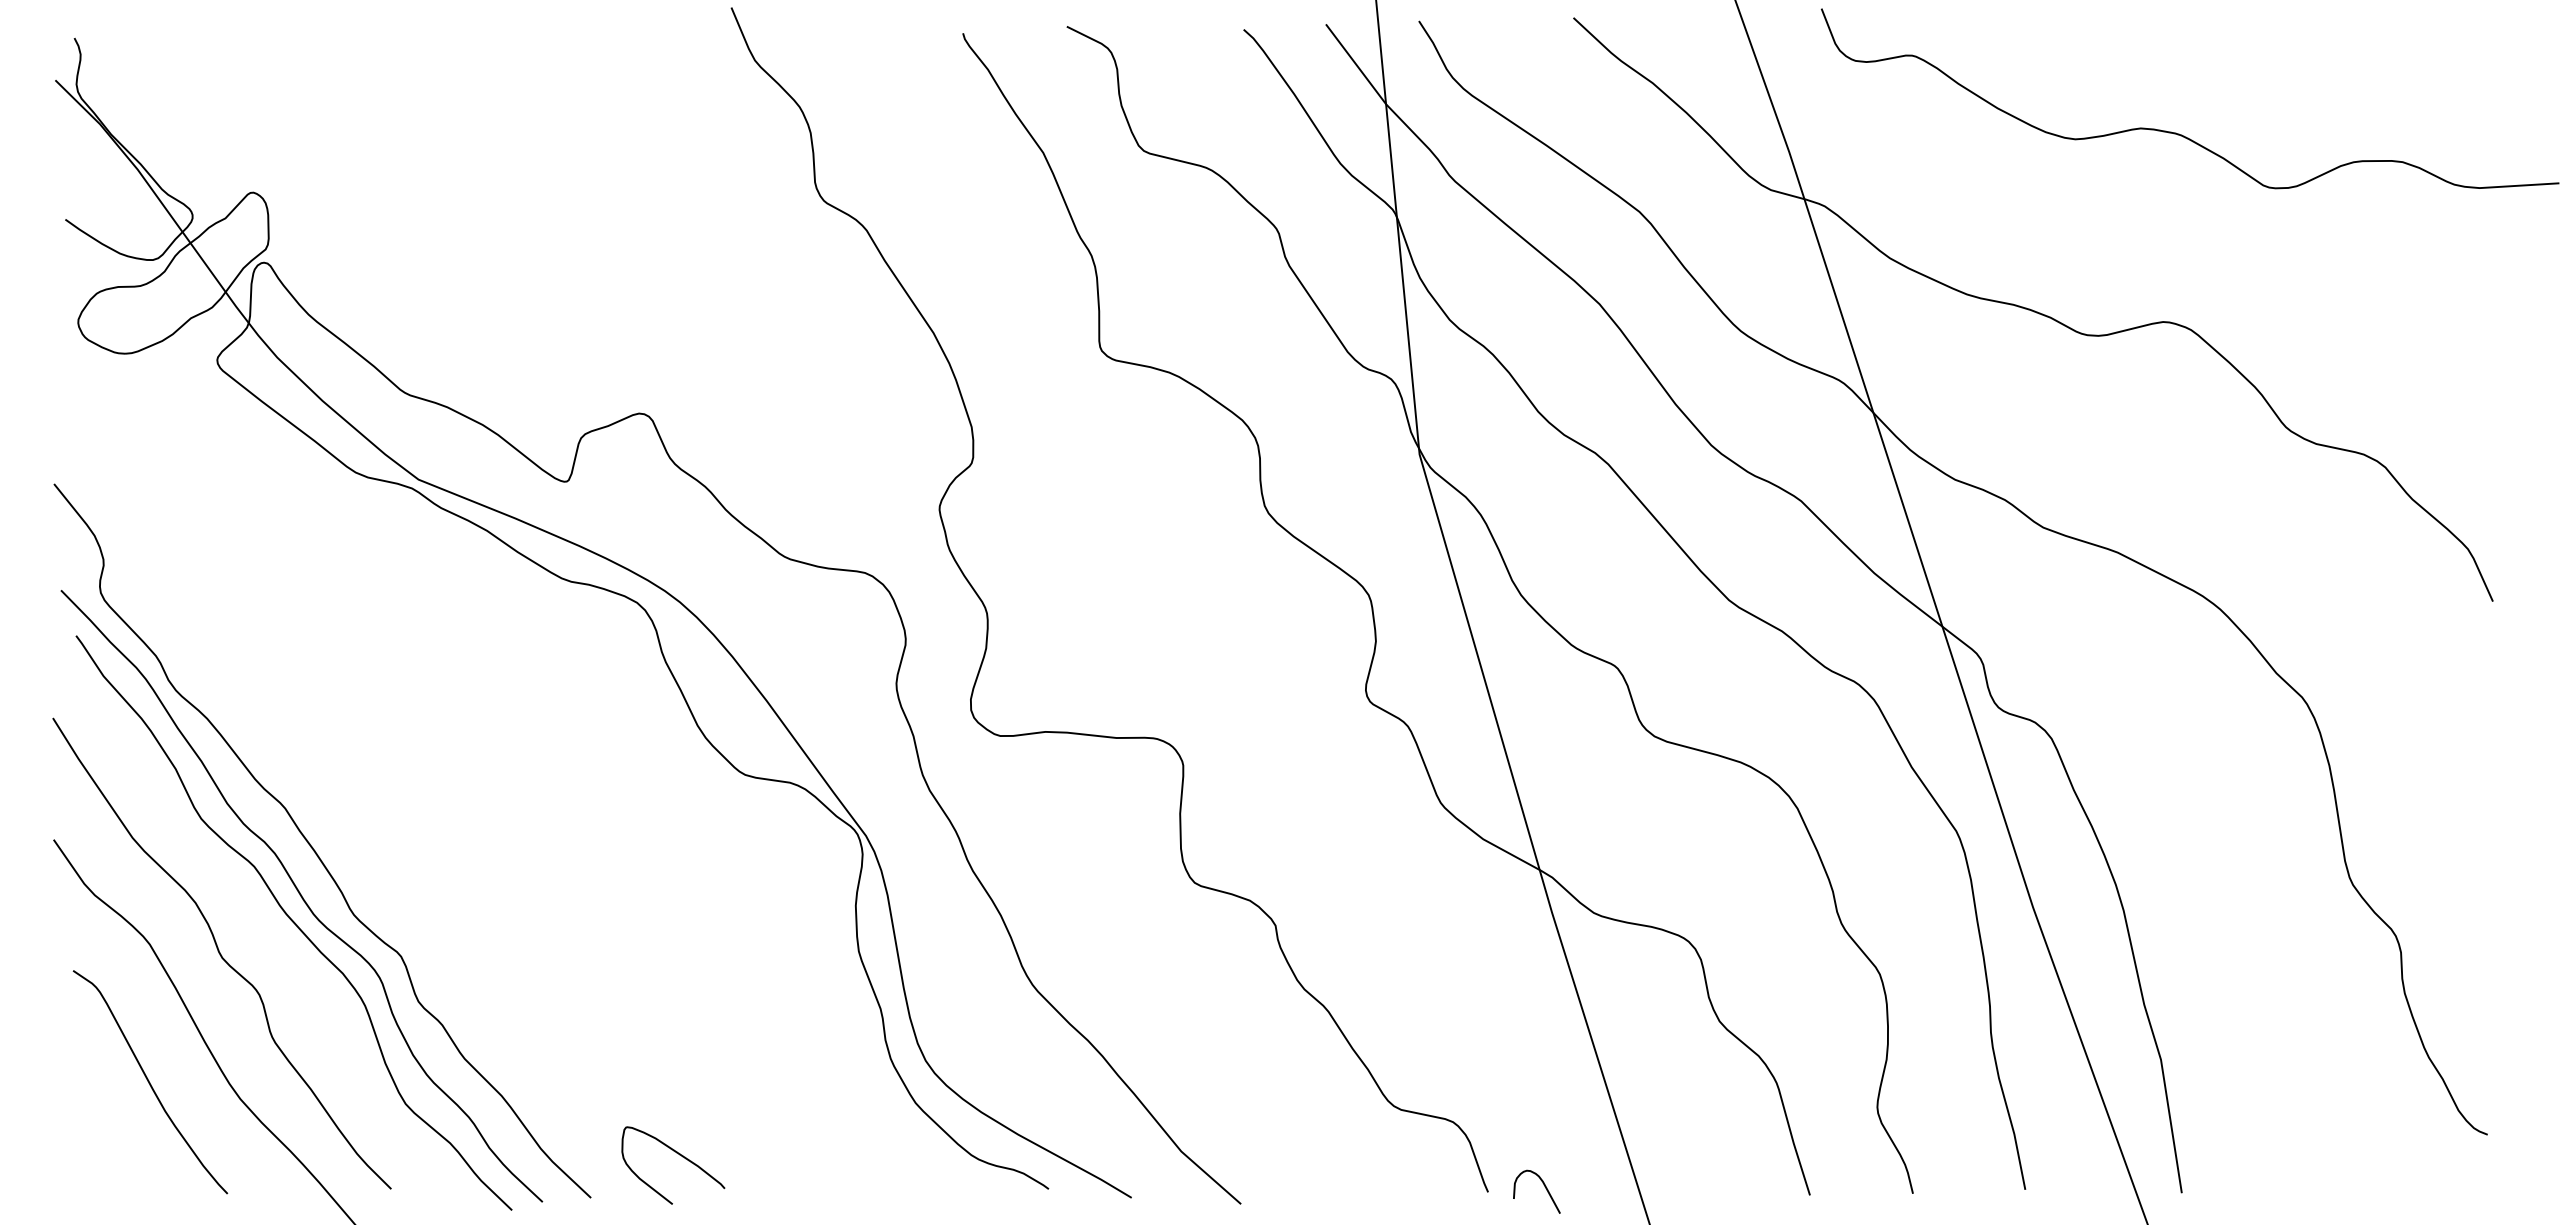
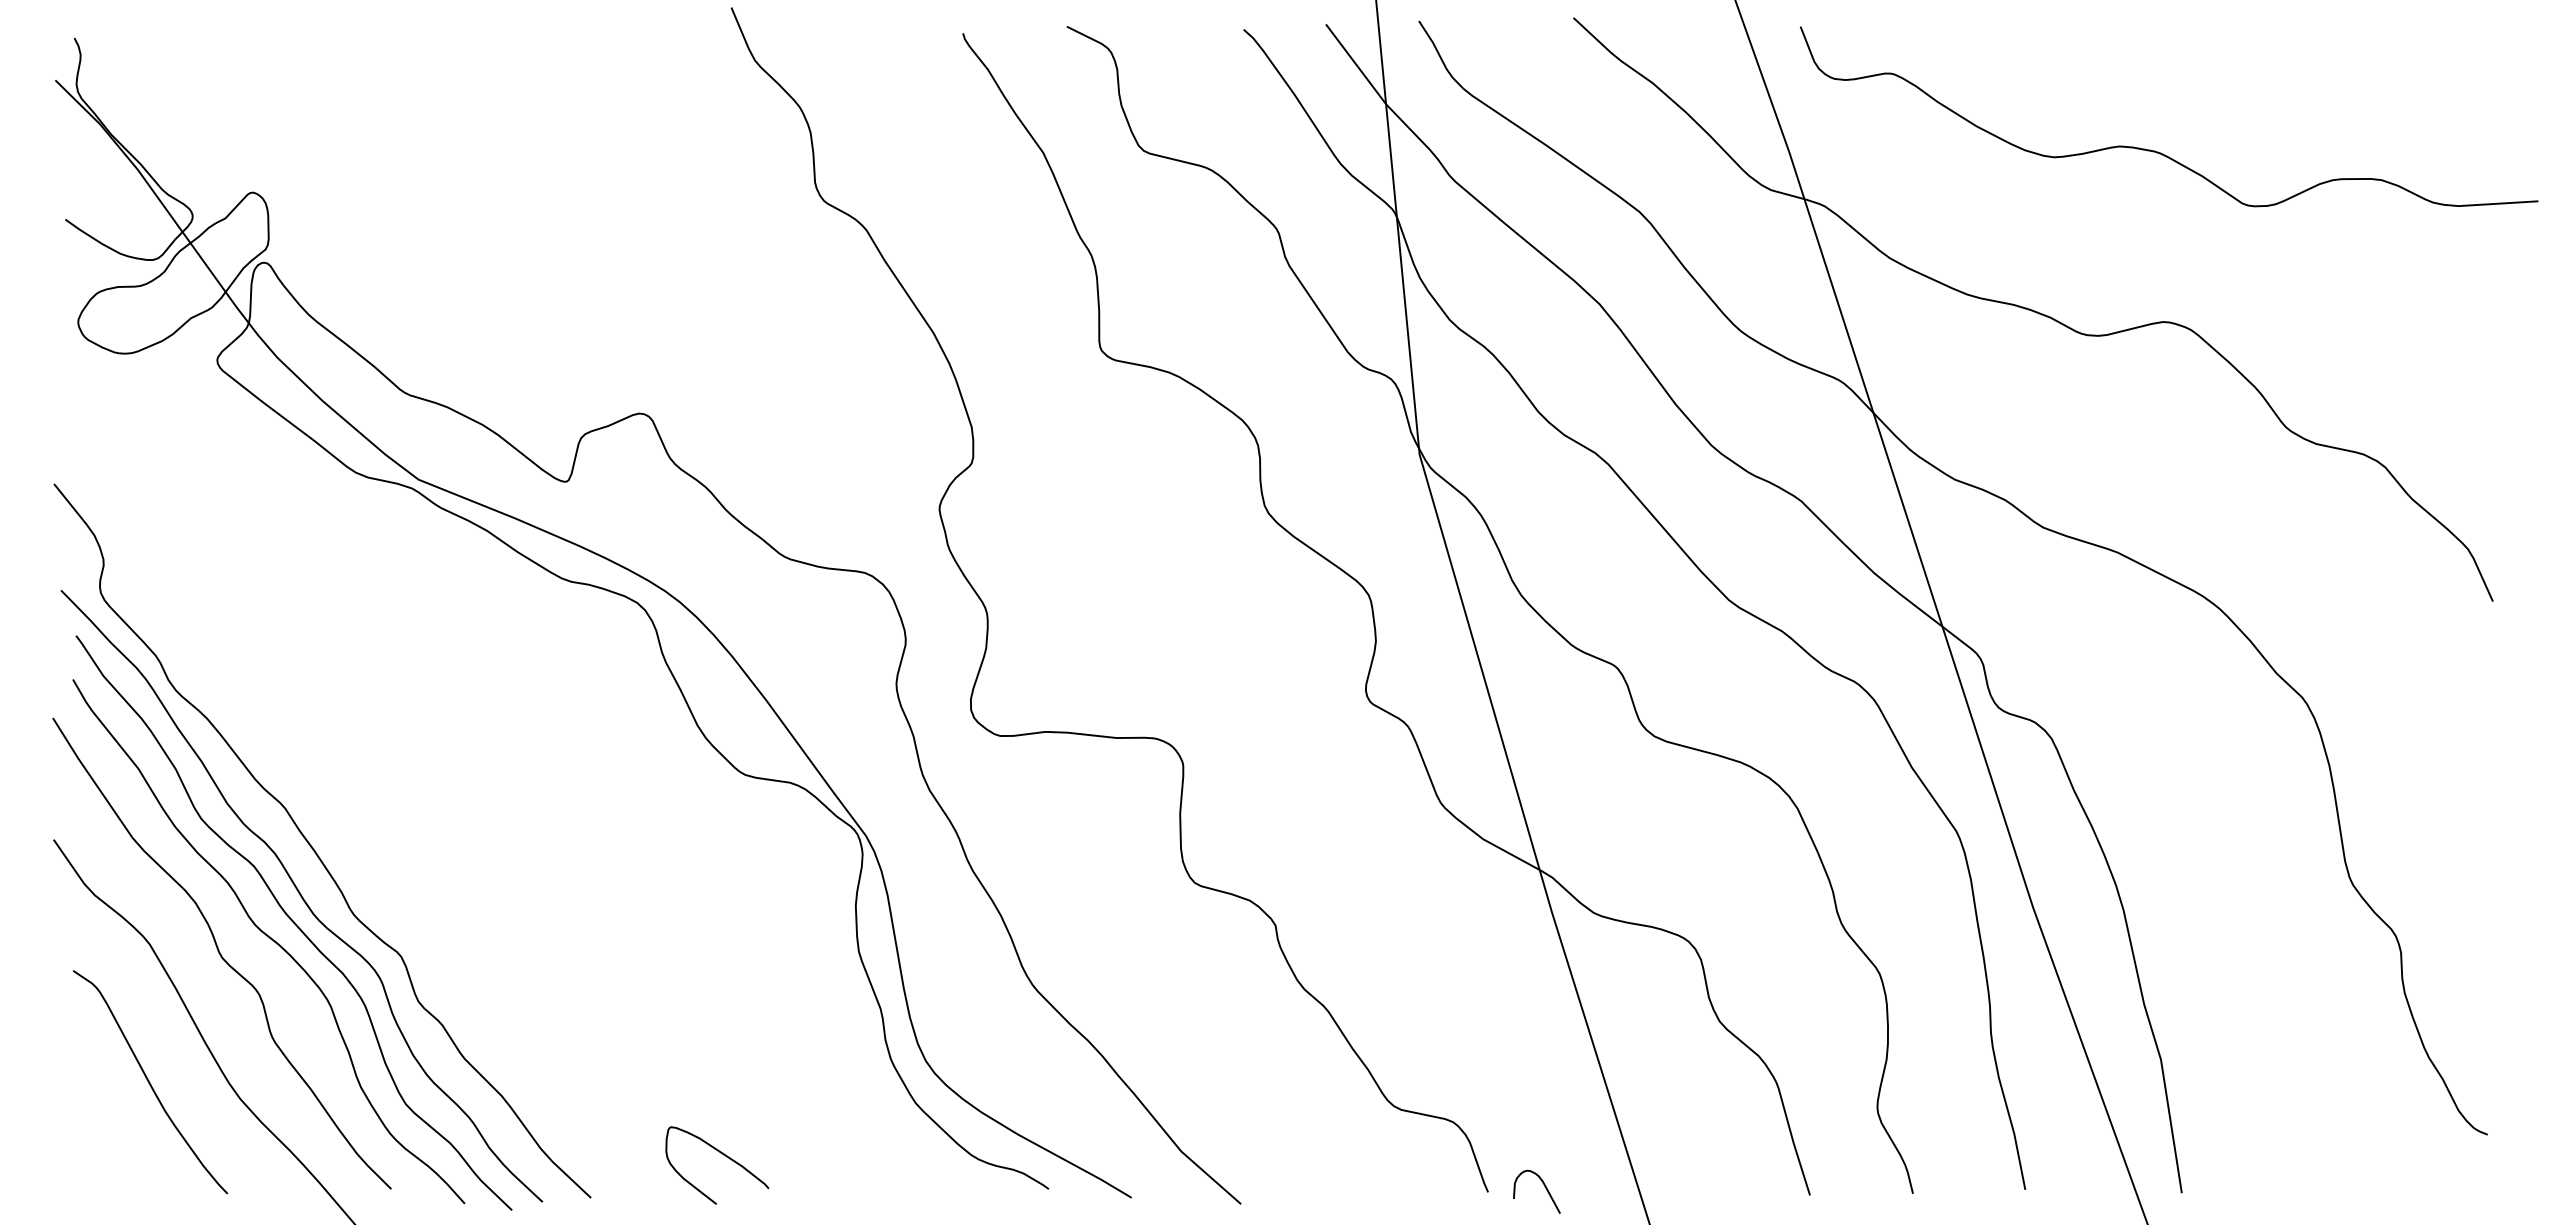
curve position: (2176, 132) -> (2155, 150) (2155, 150)
curve: none -> present (270, 939)
curve position: (679, 1155) -> (723, 1155) (723, 1155)
